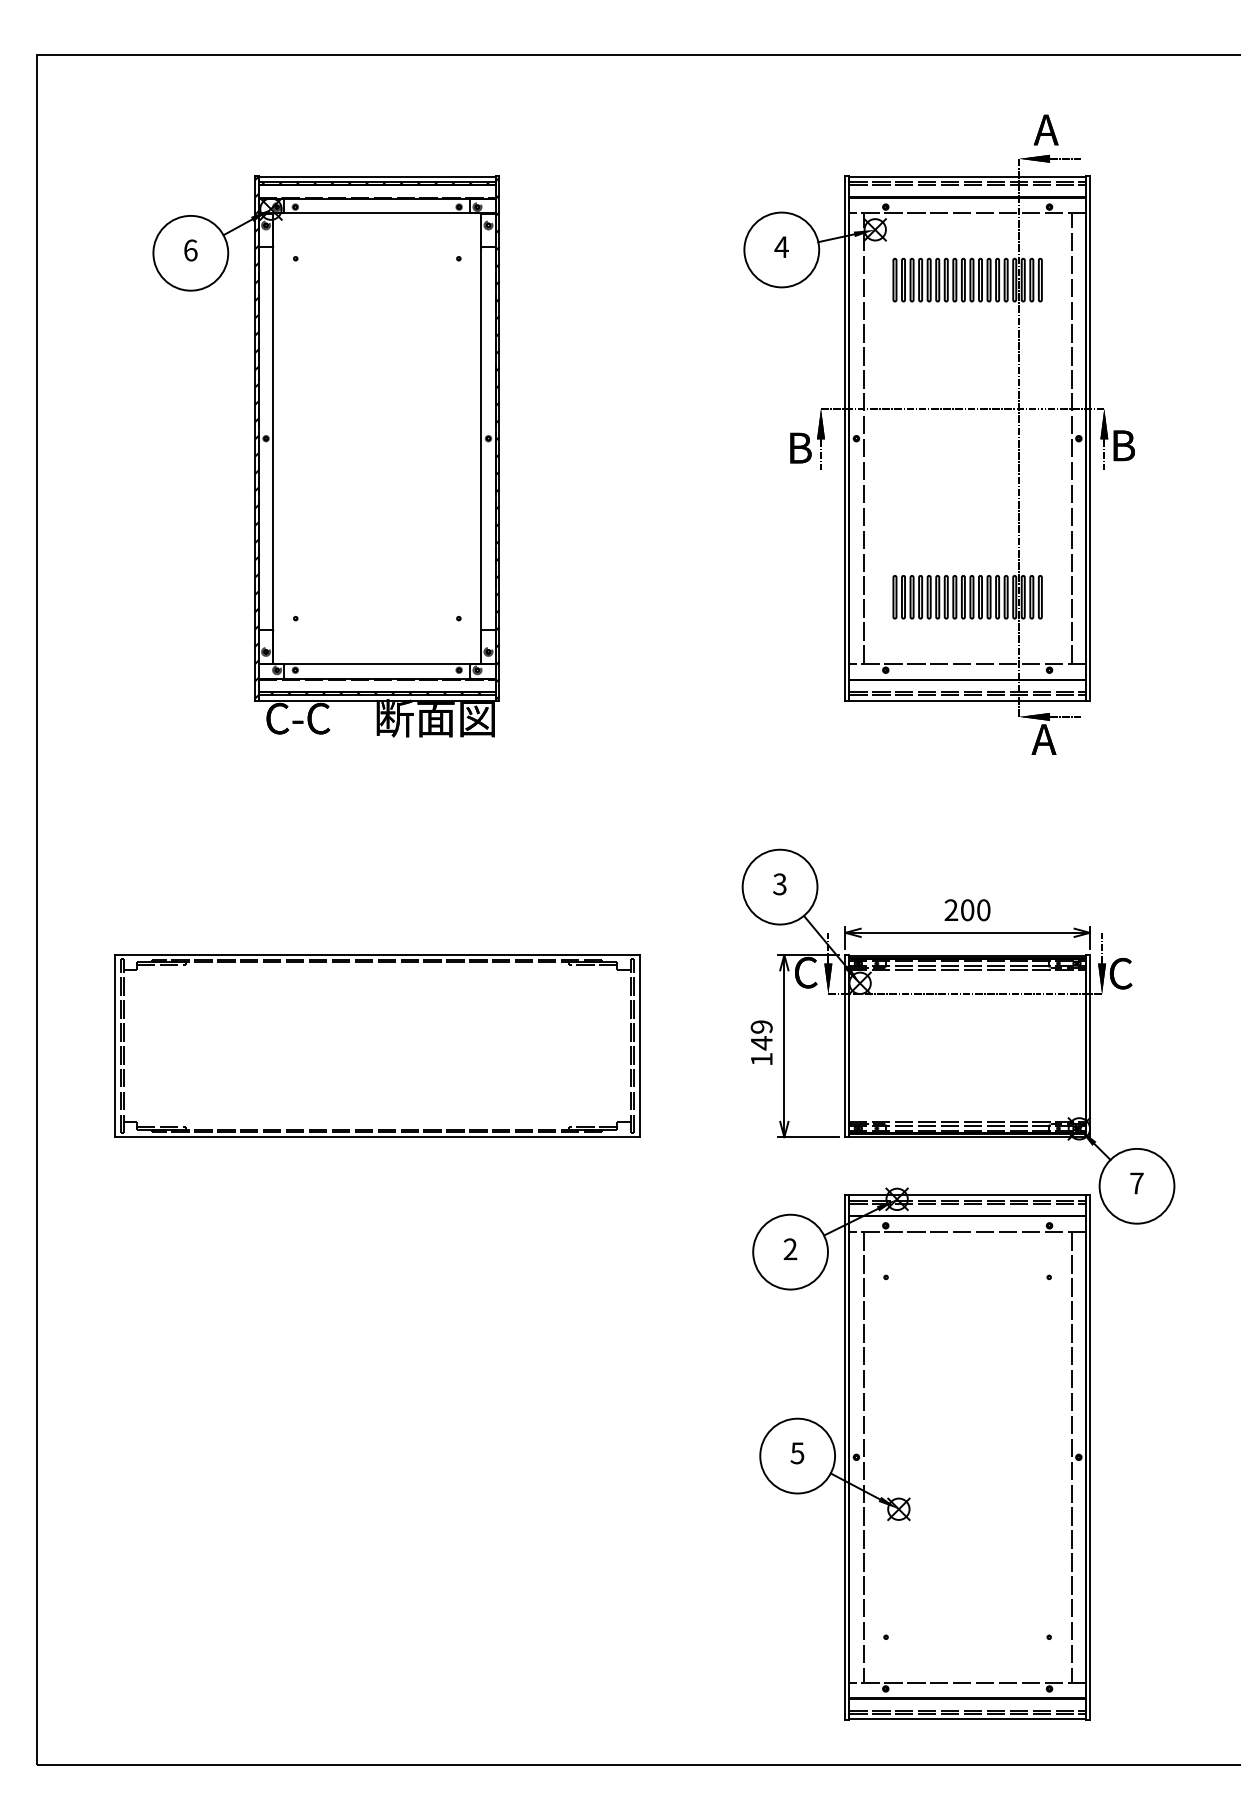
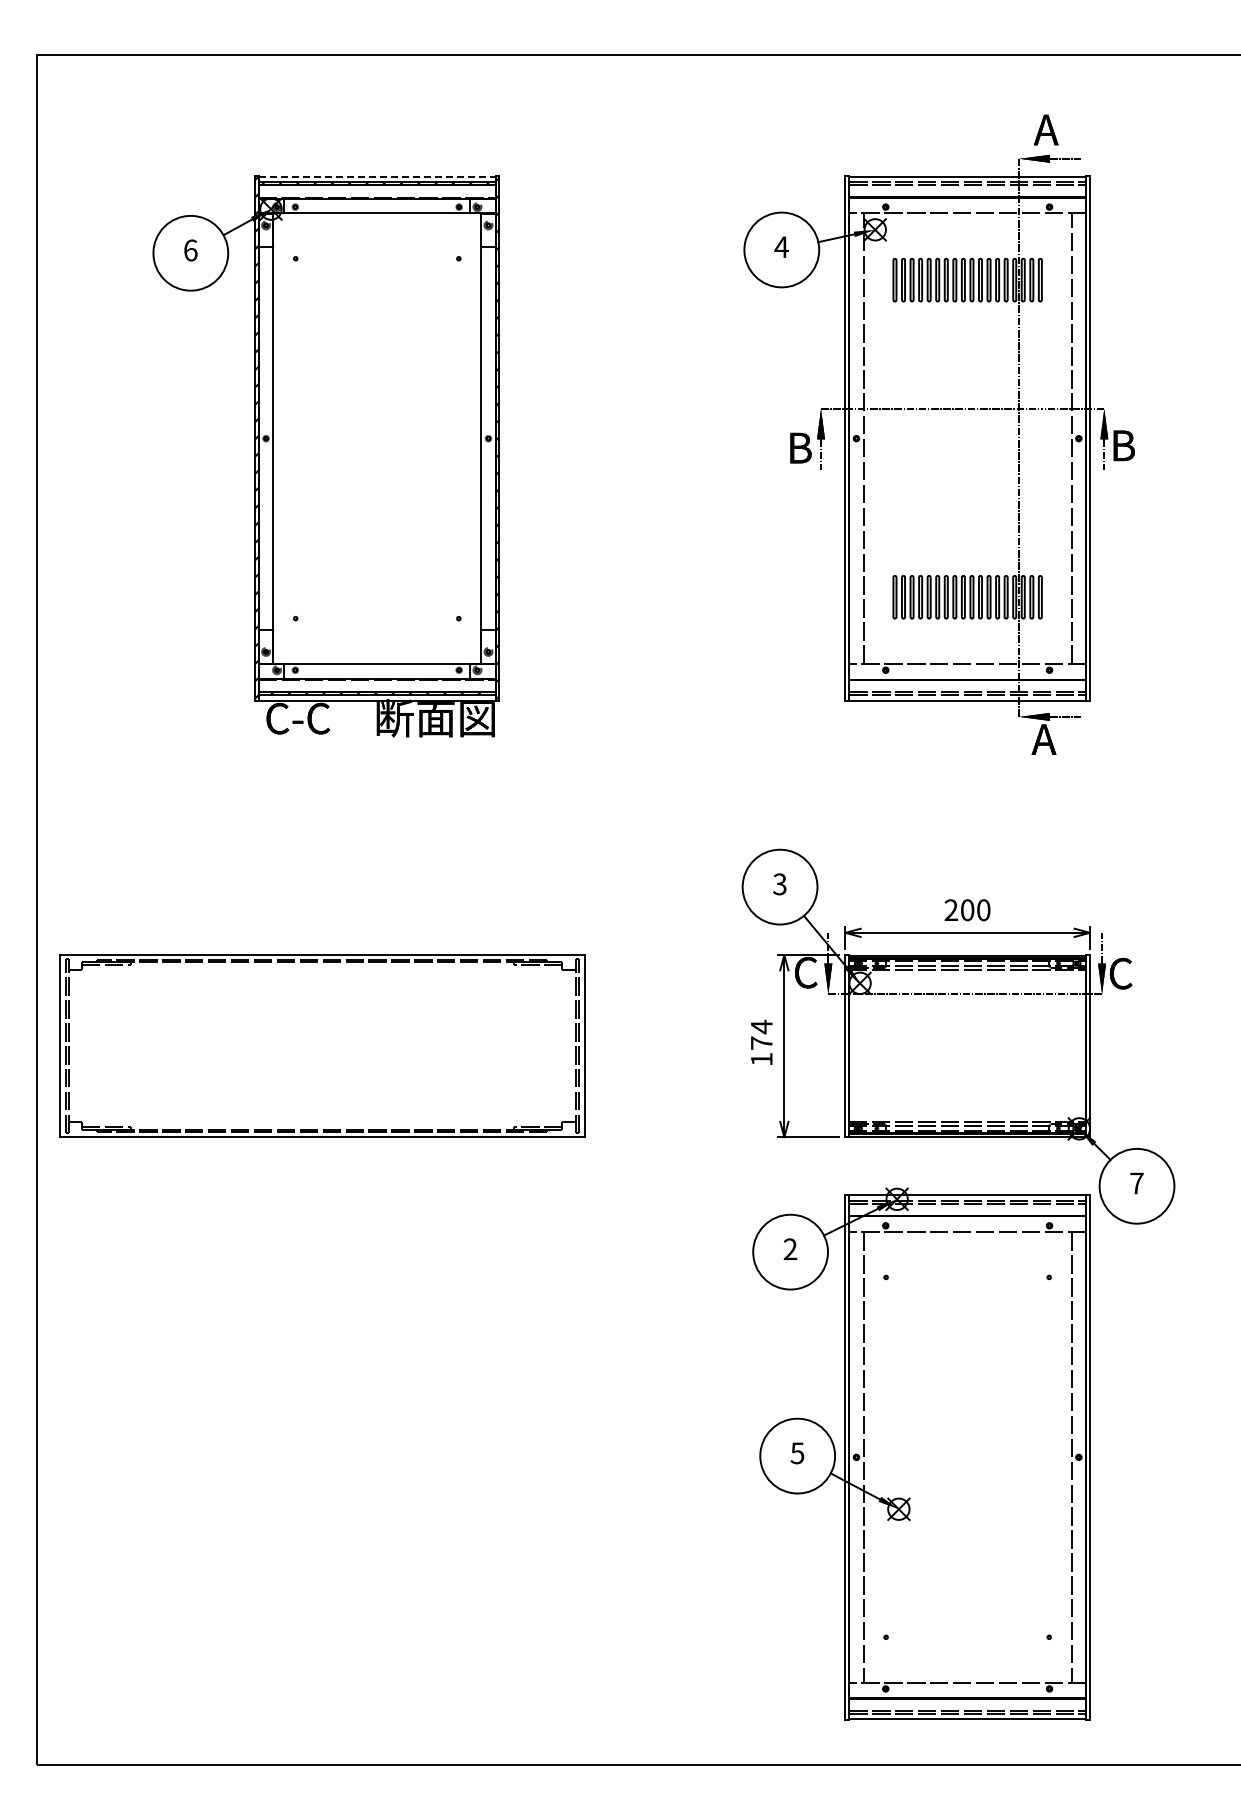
line: solid -> dashed (377, 176)
text: 149 -> 174 (761, 1034)
part position: (377, 1045) -> (322, 1045) (322, 1045)
